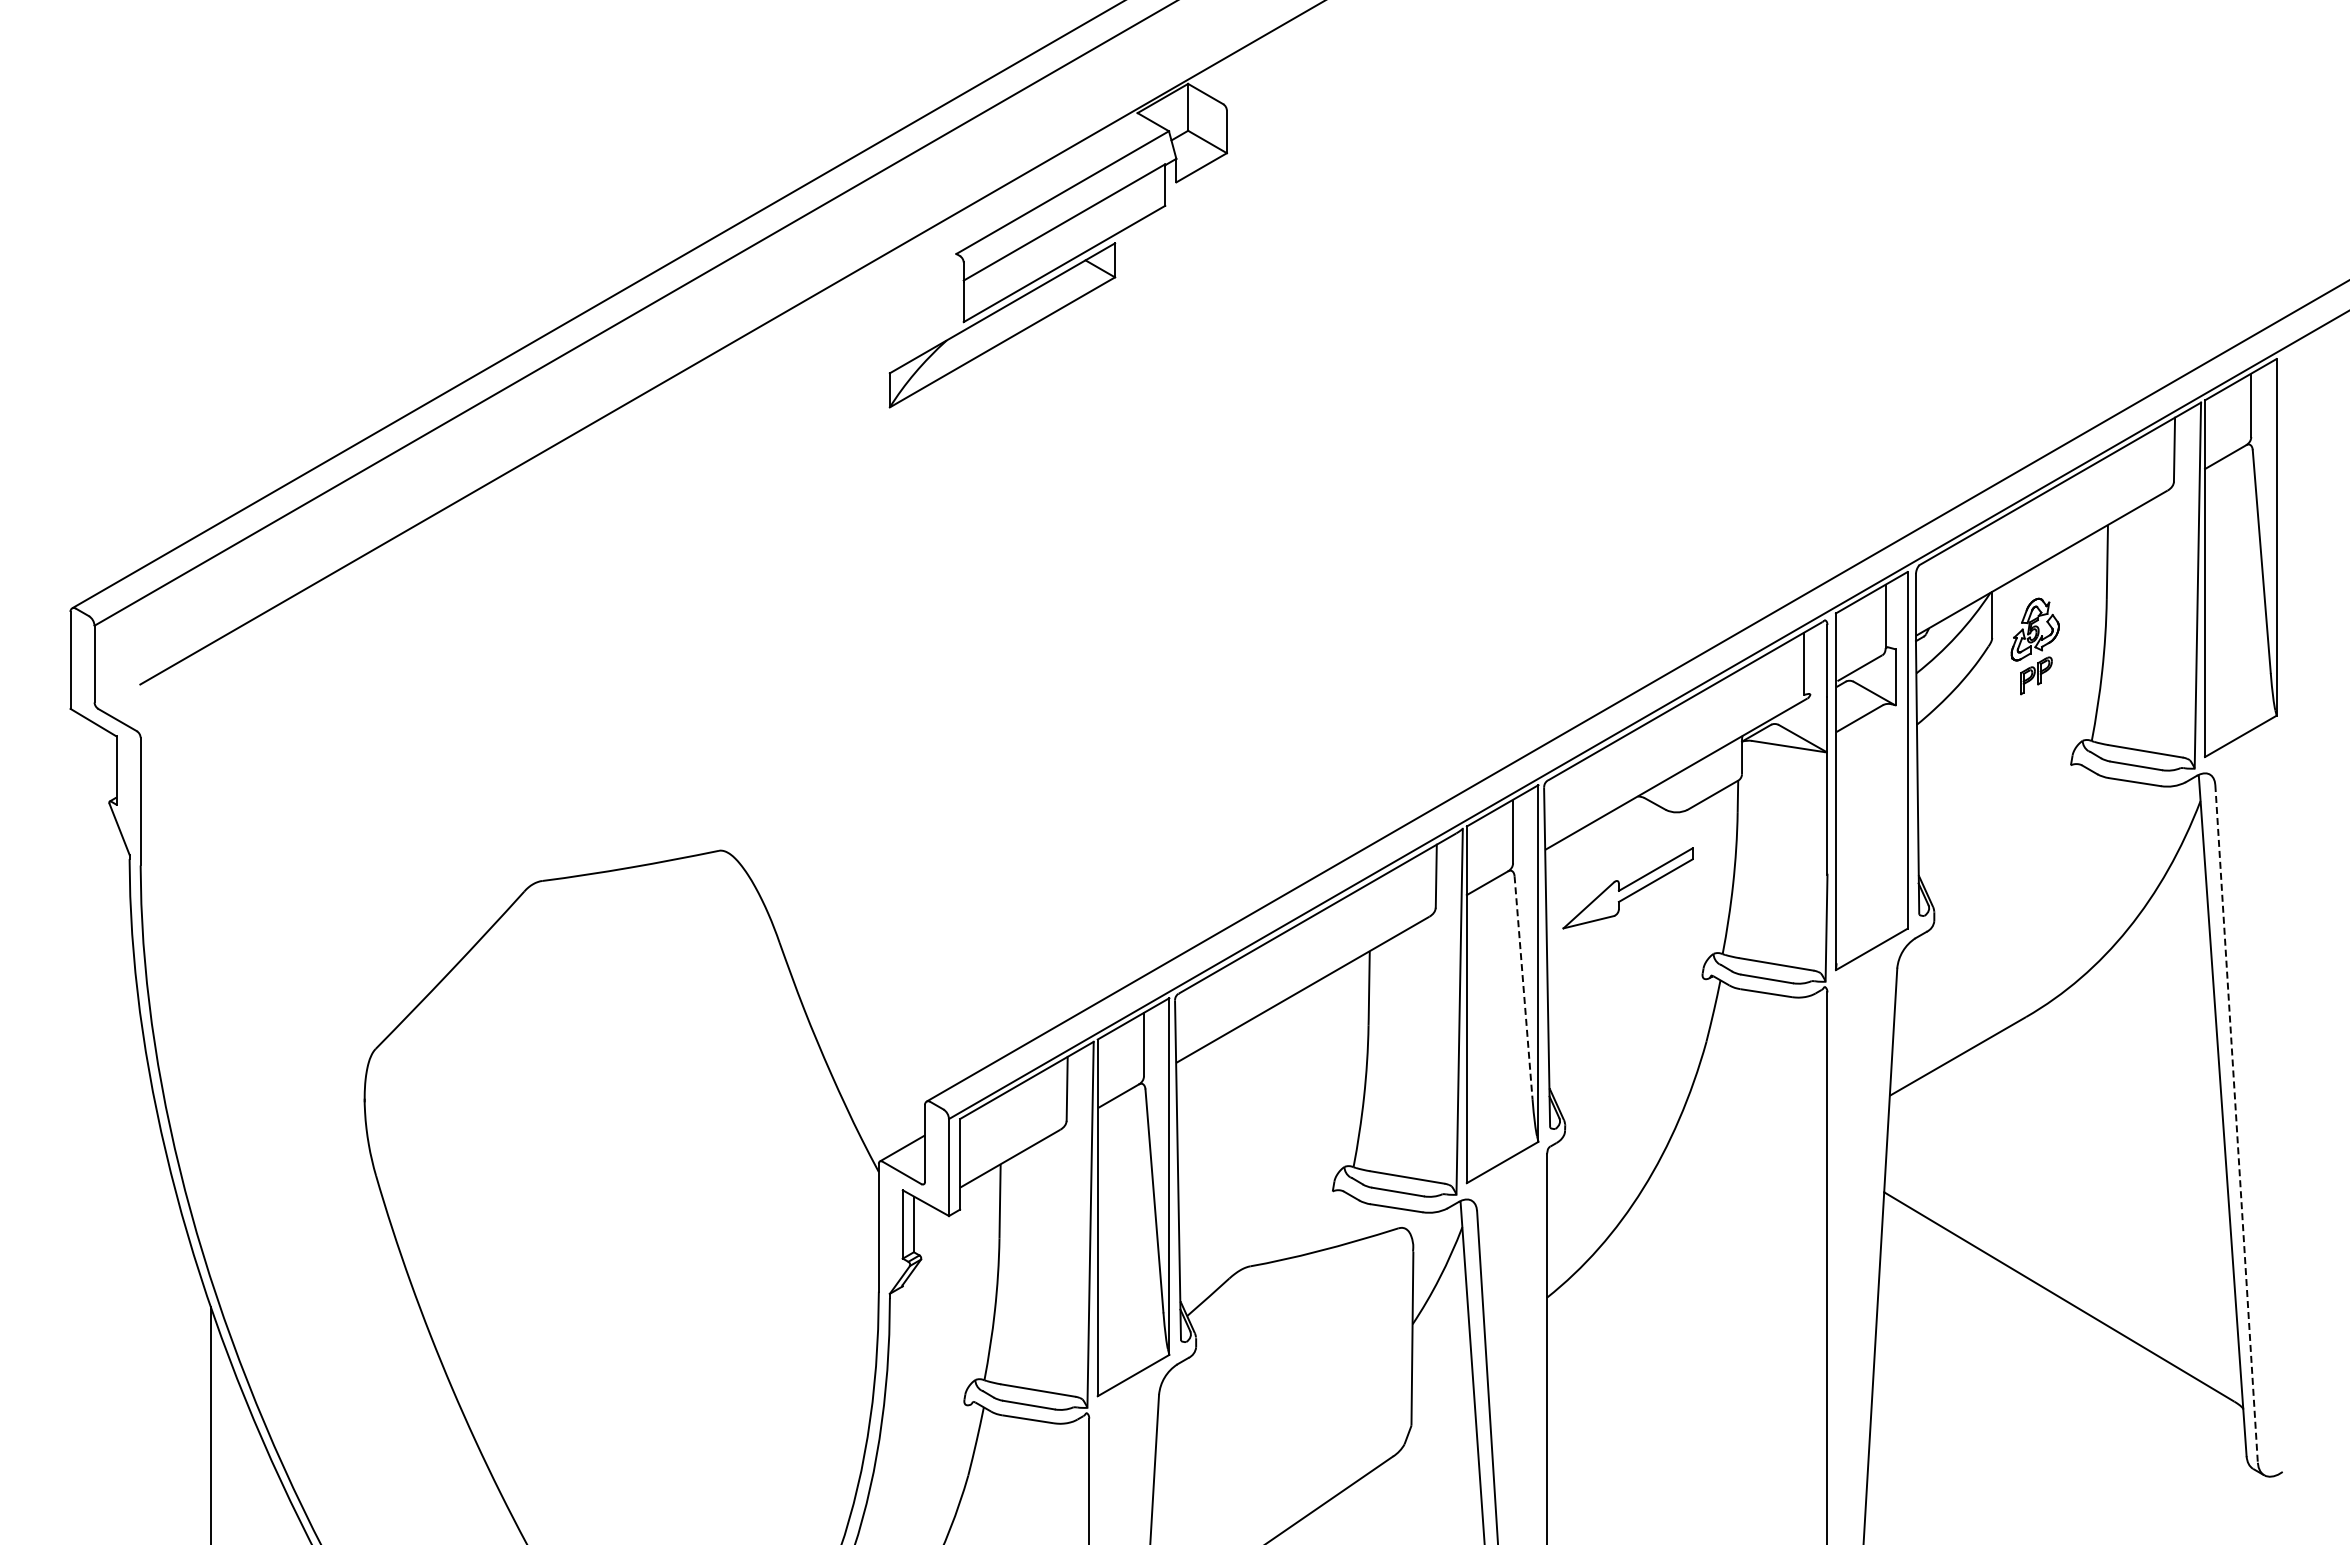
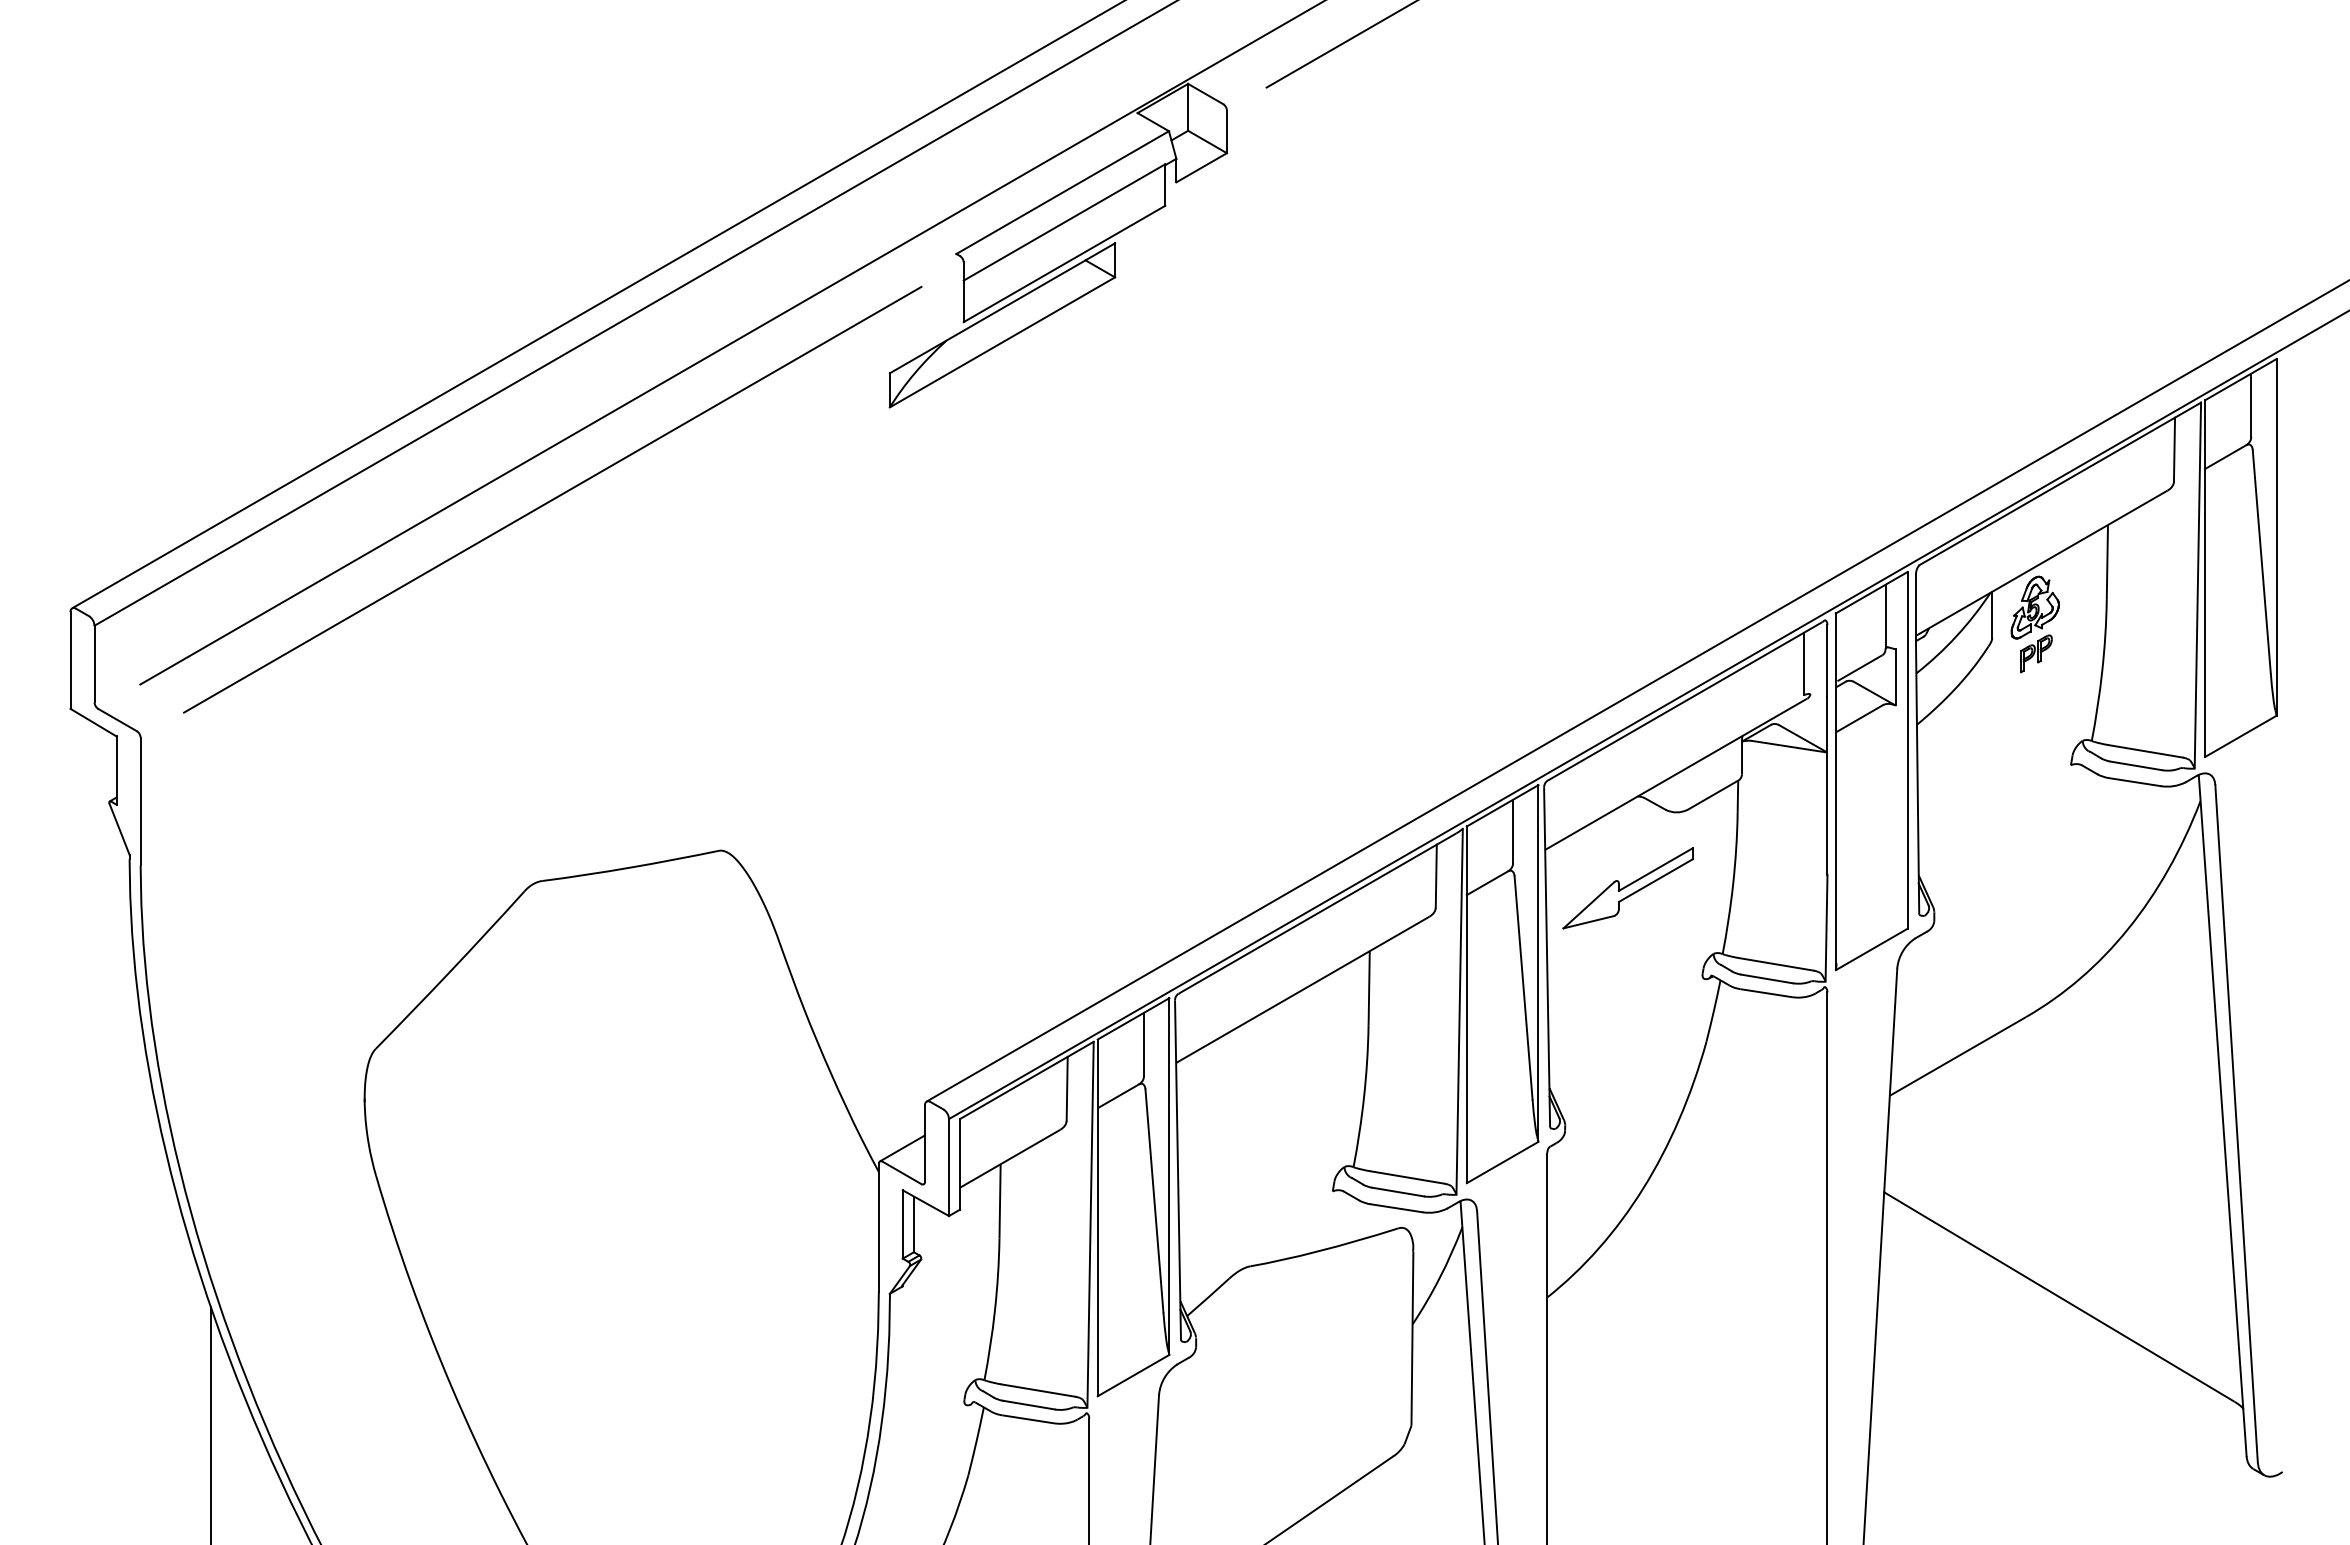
line: none -> present (1340, 44)
line: none -> present (552, 499)
part position: (2034, 646) -> (2034, 624) (2034, 624)
line: dashed -> solid (1523, 987)
line: dashed -> solid (2236, 1123)
